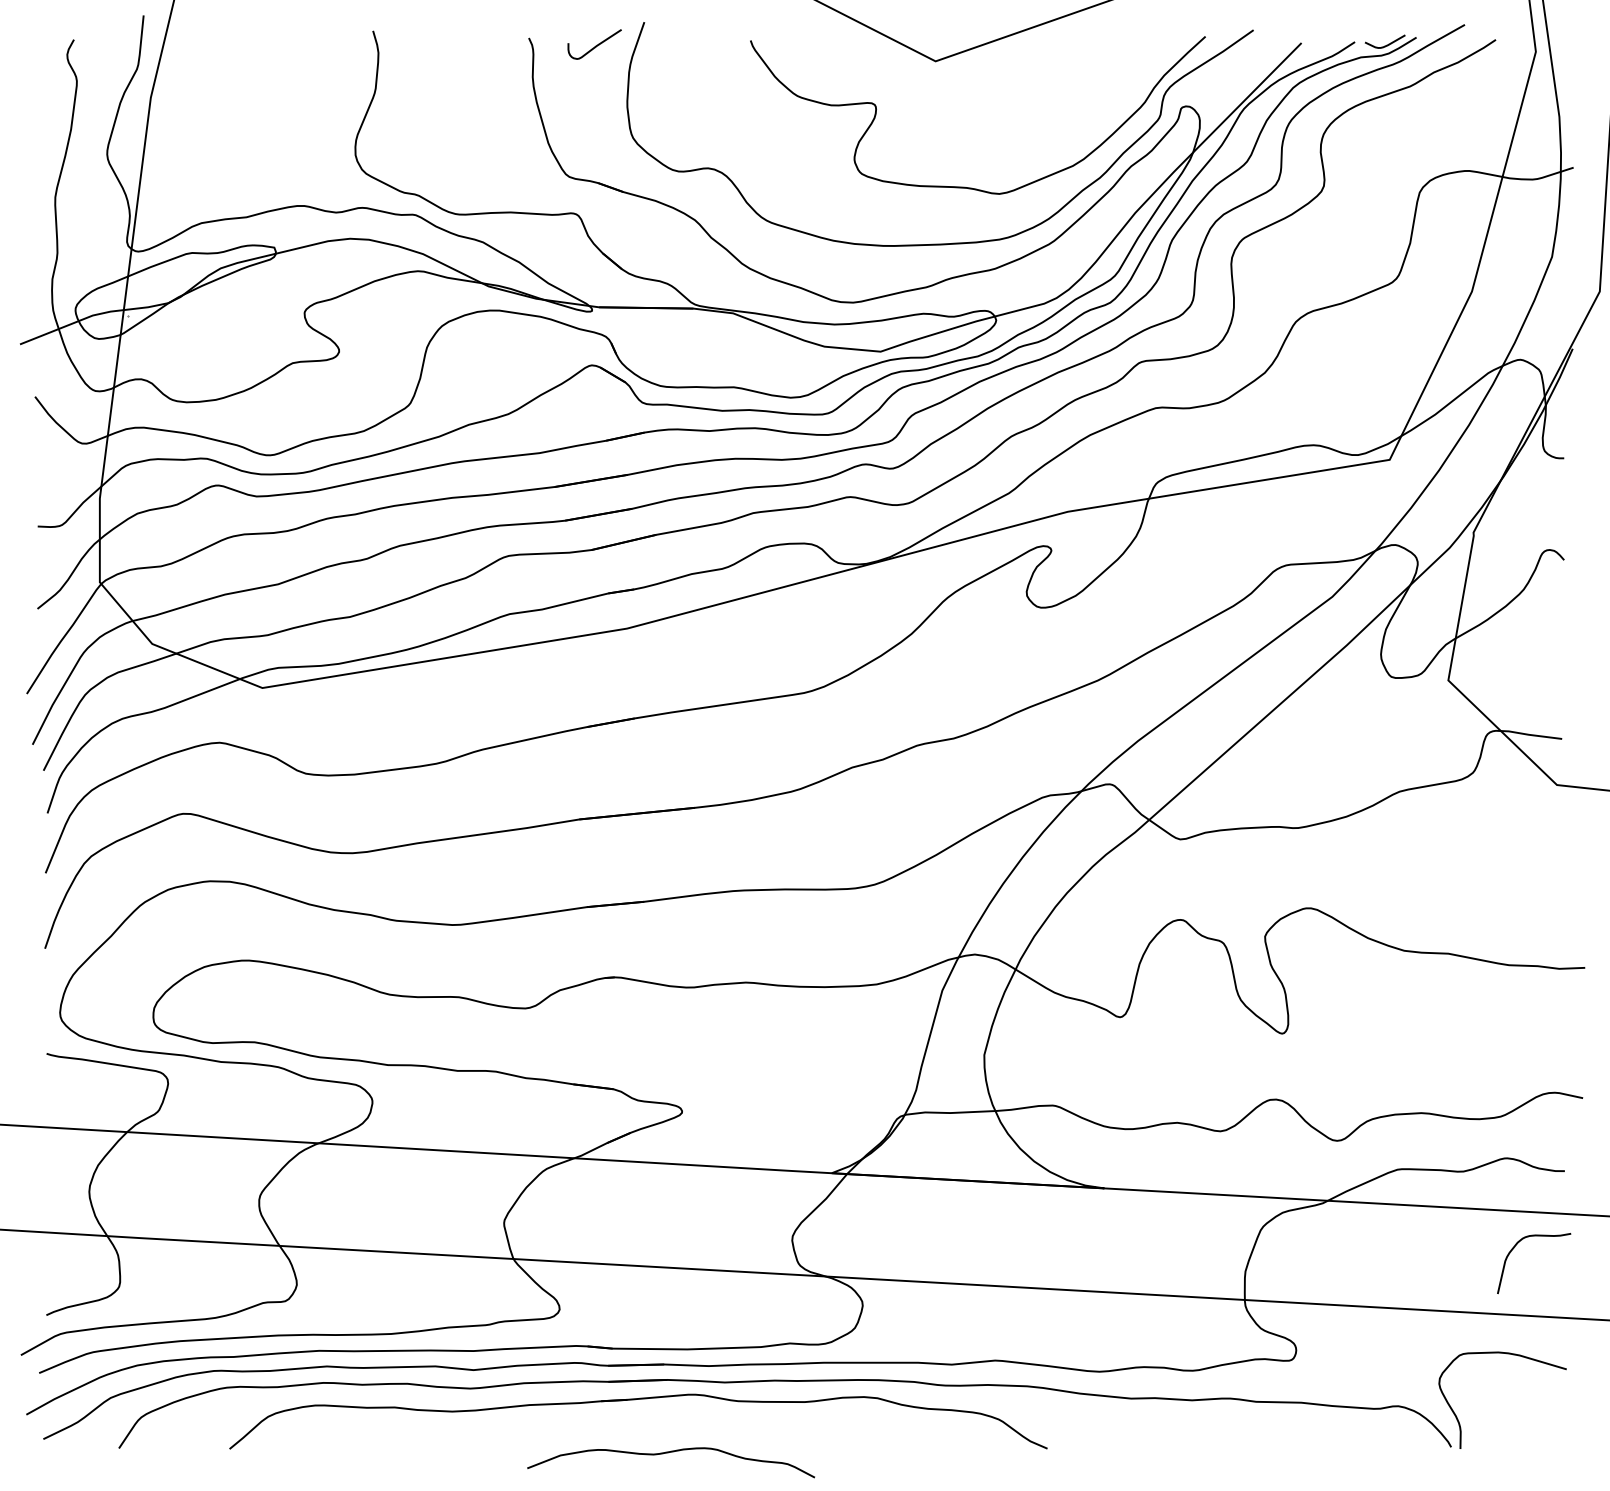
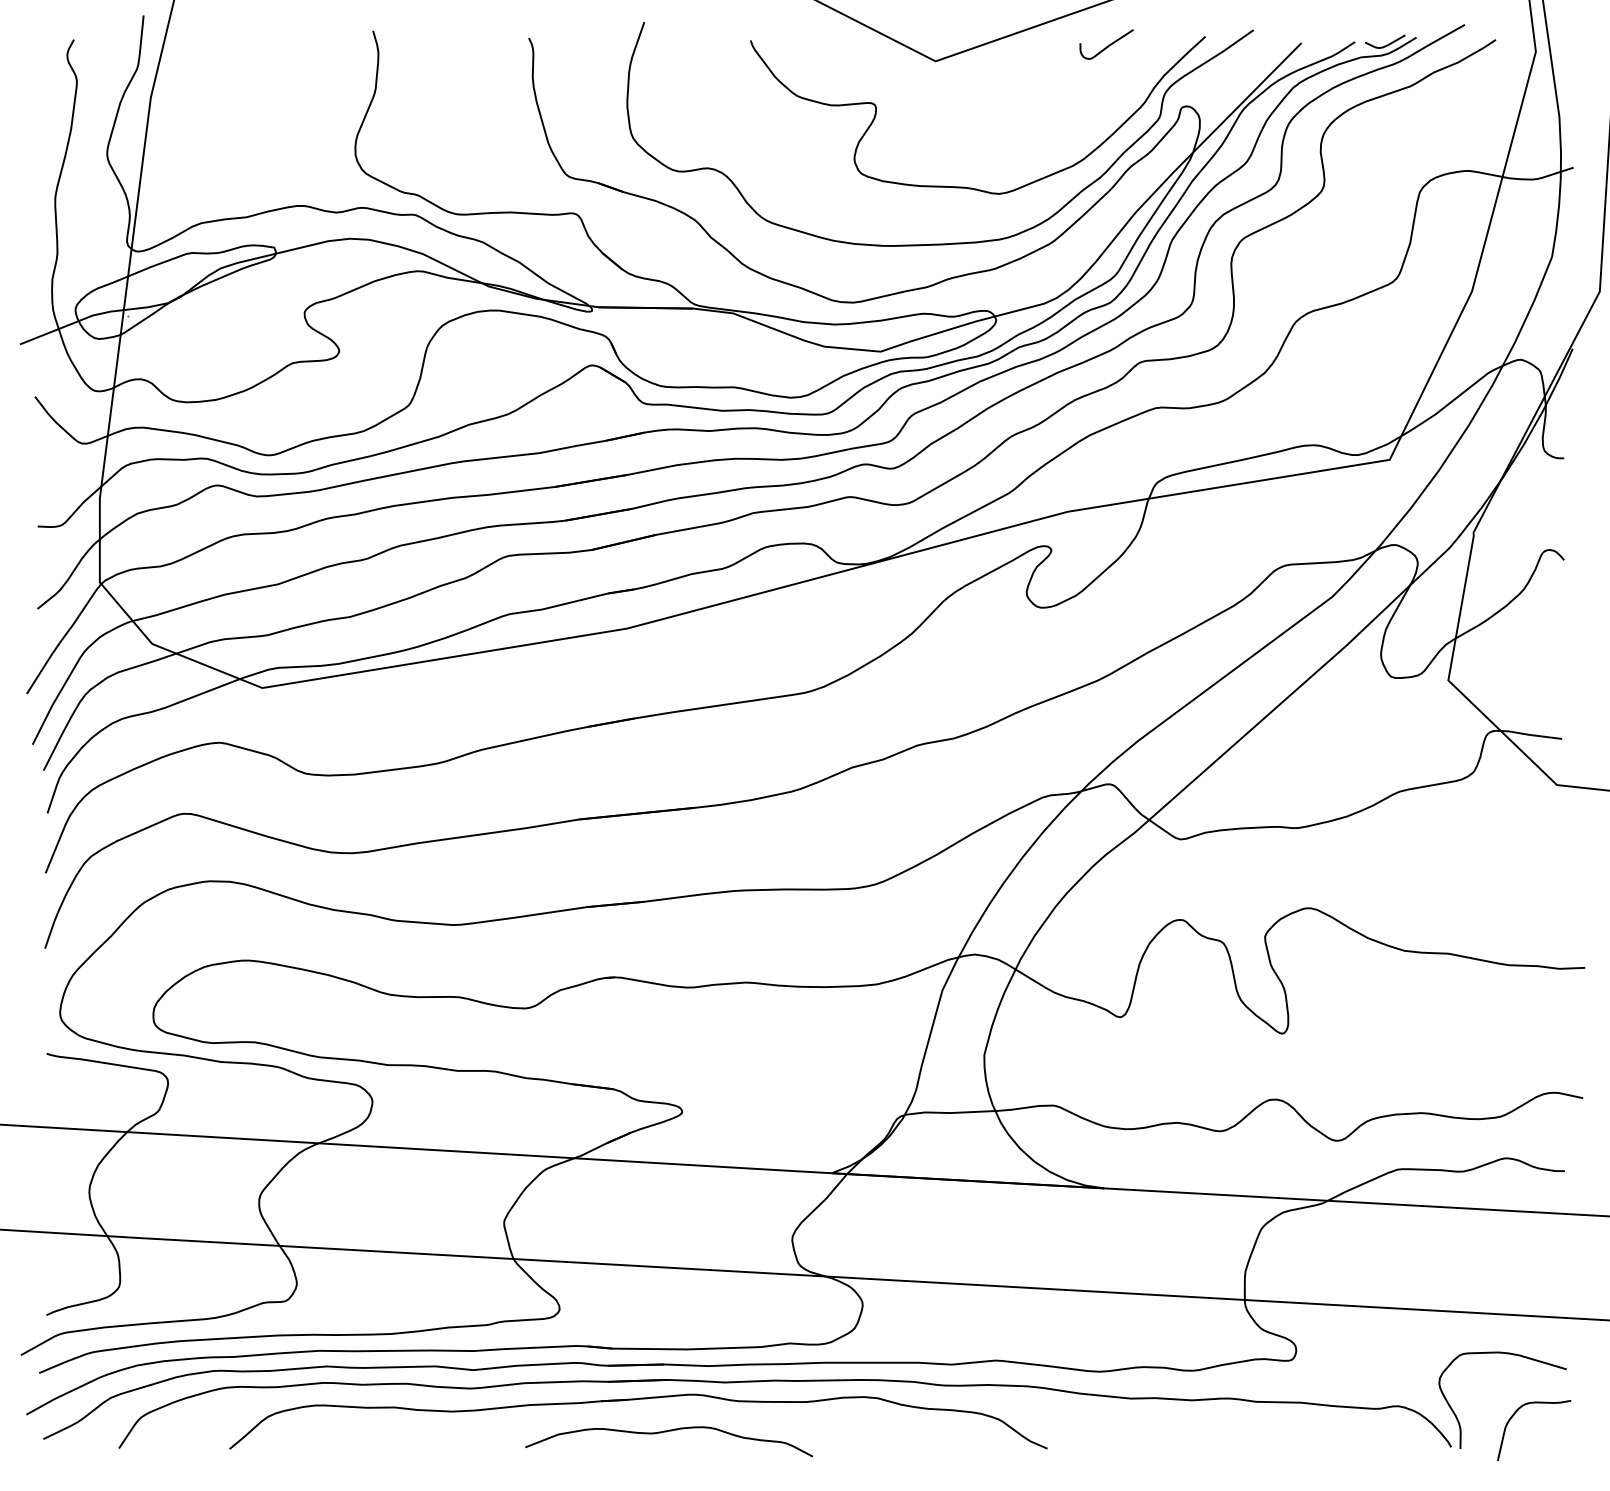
curve position: (595, 45) -> (1107, 45) (1107, 45)
curve position: (1514, 1248) -> (1514, 1415) (1514, 1415)
curve position: (668, 1453) -> (666, 1432) (666, 1432)
